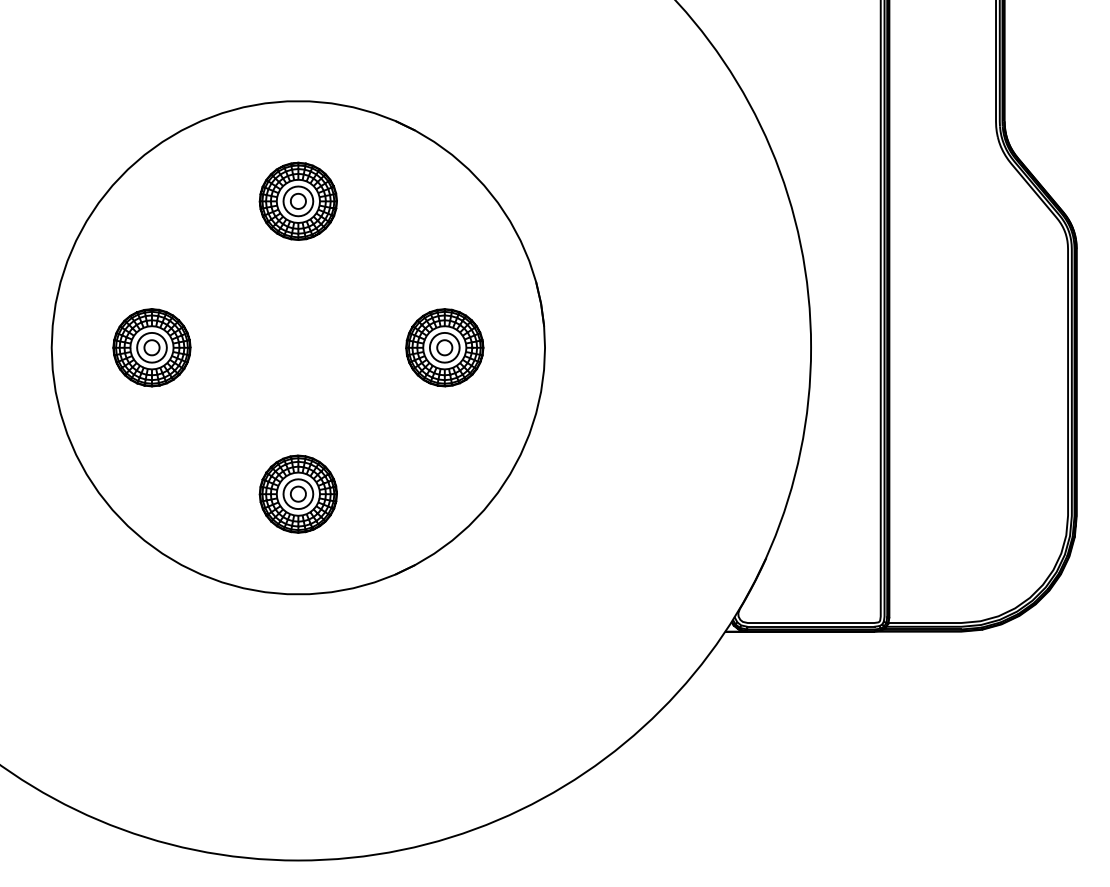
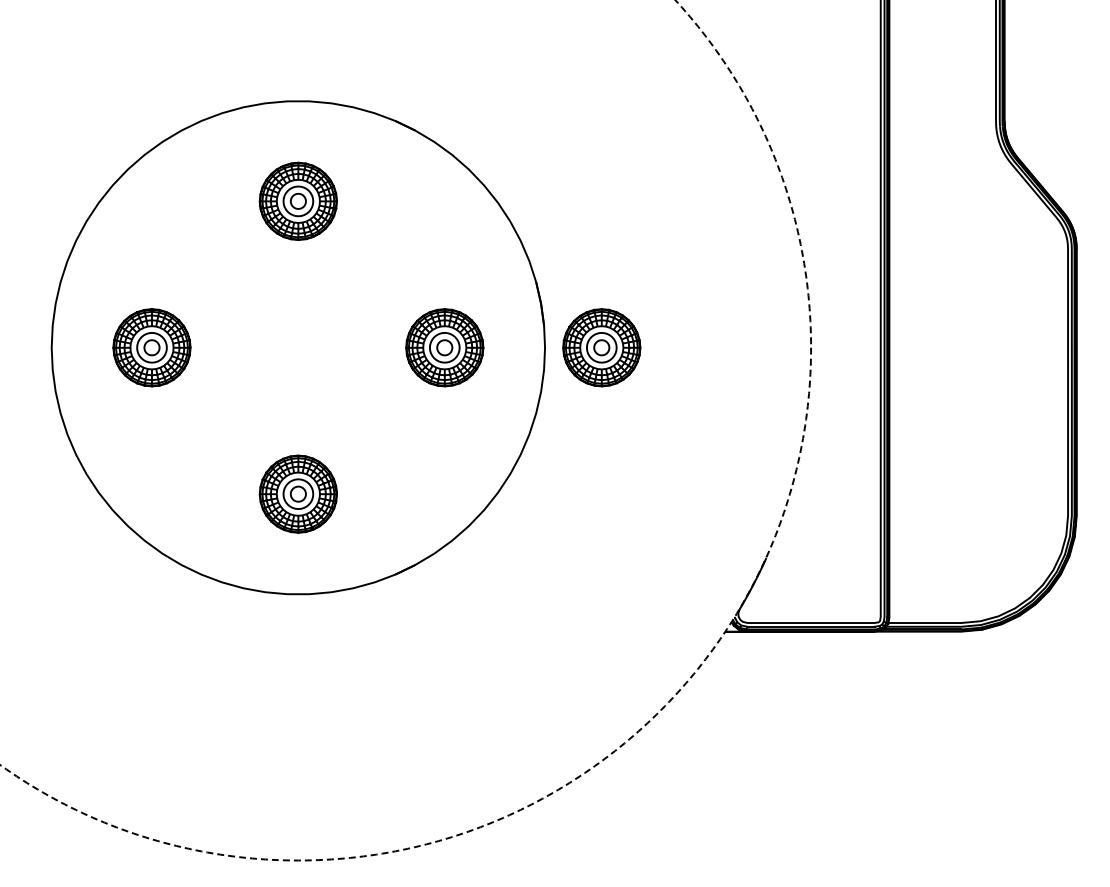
part: none -> present (601, 347)
circle: solid -> dashed (405, 430)
